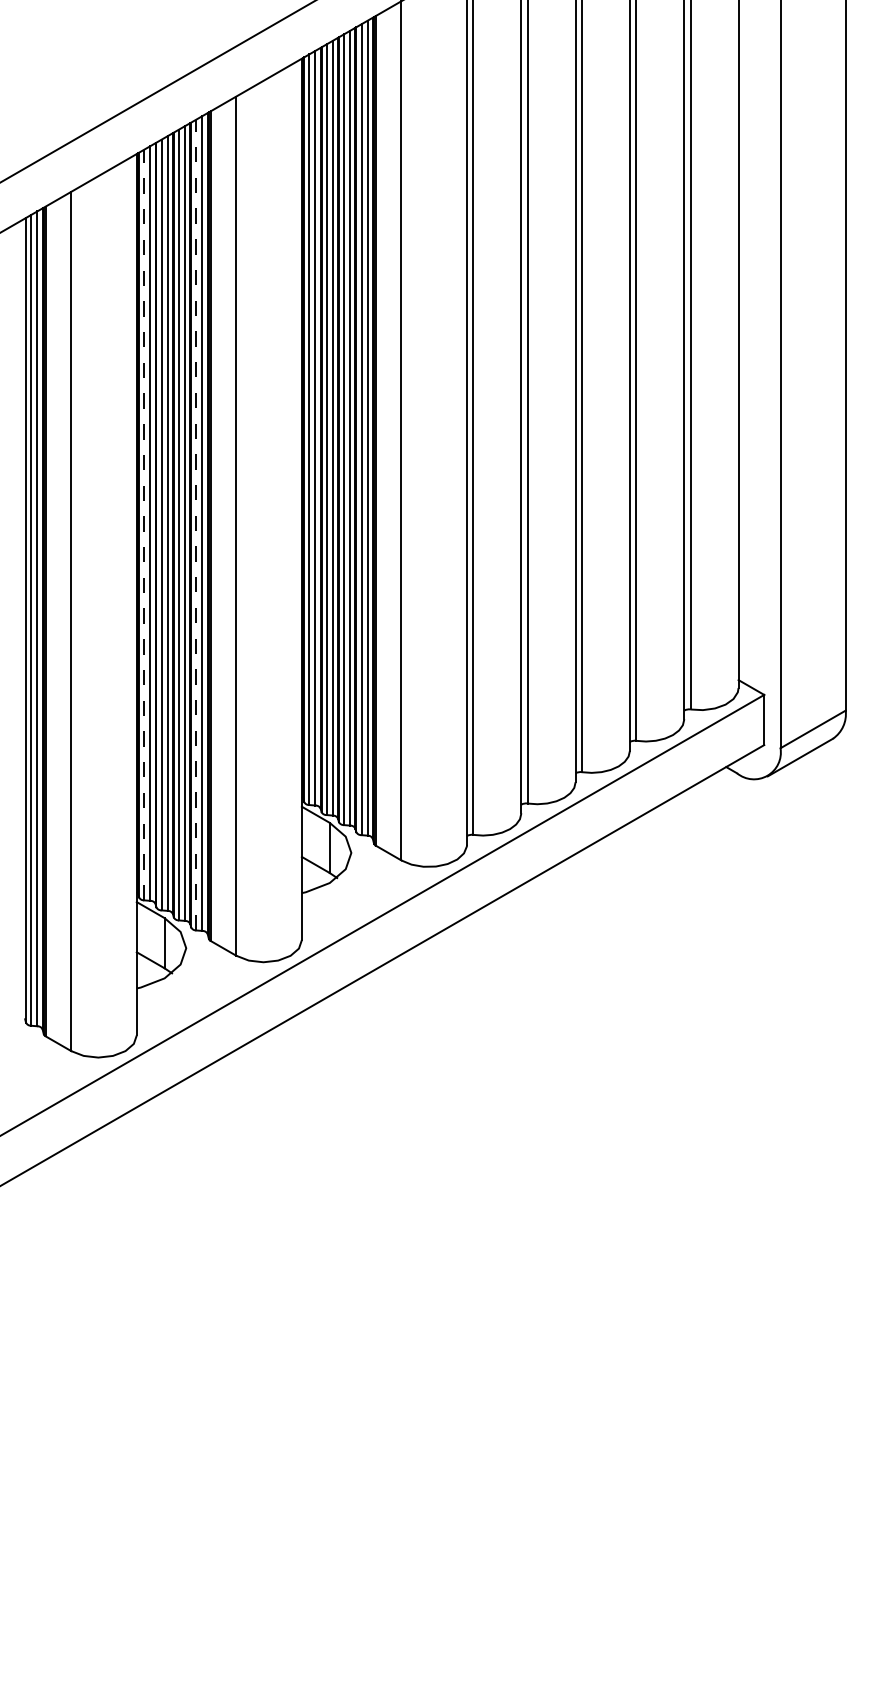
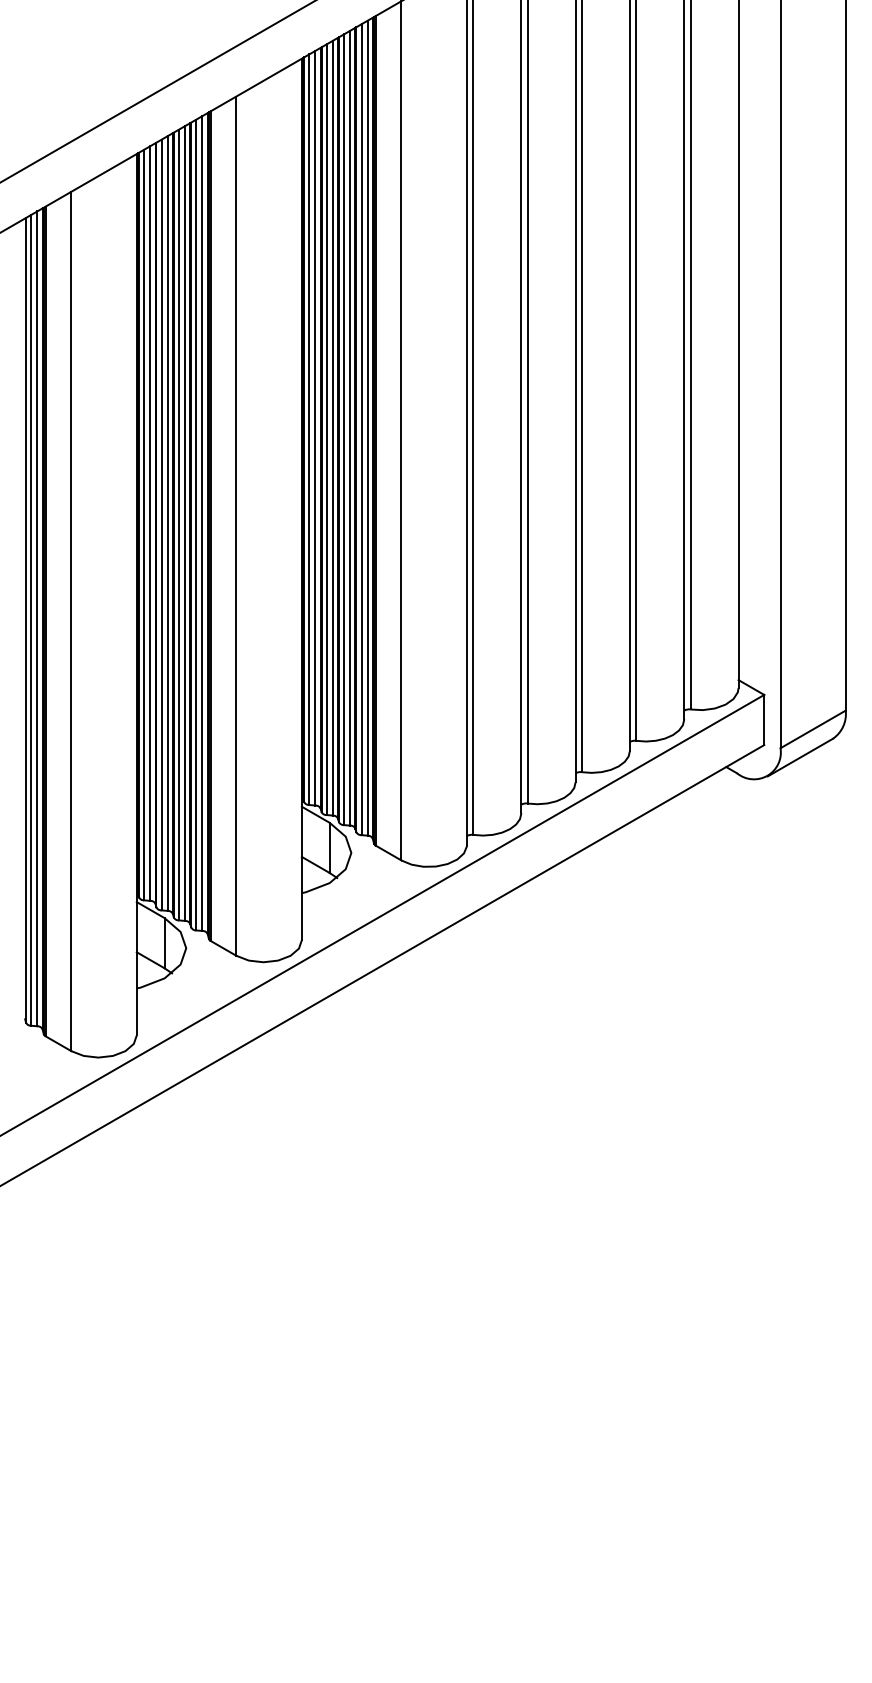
line: dashed -> solid (144, 524)
line: dashed -> solid (196, 524)
